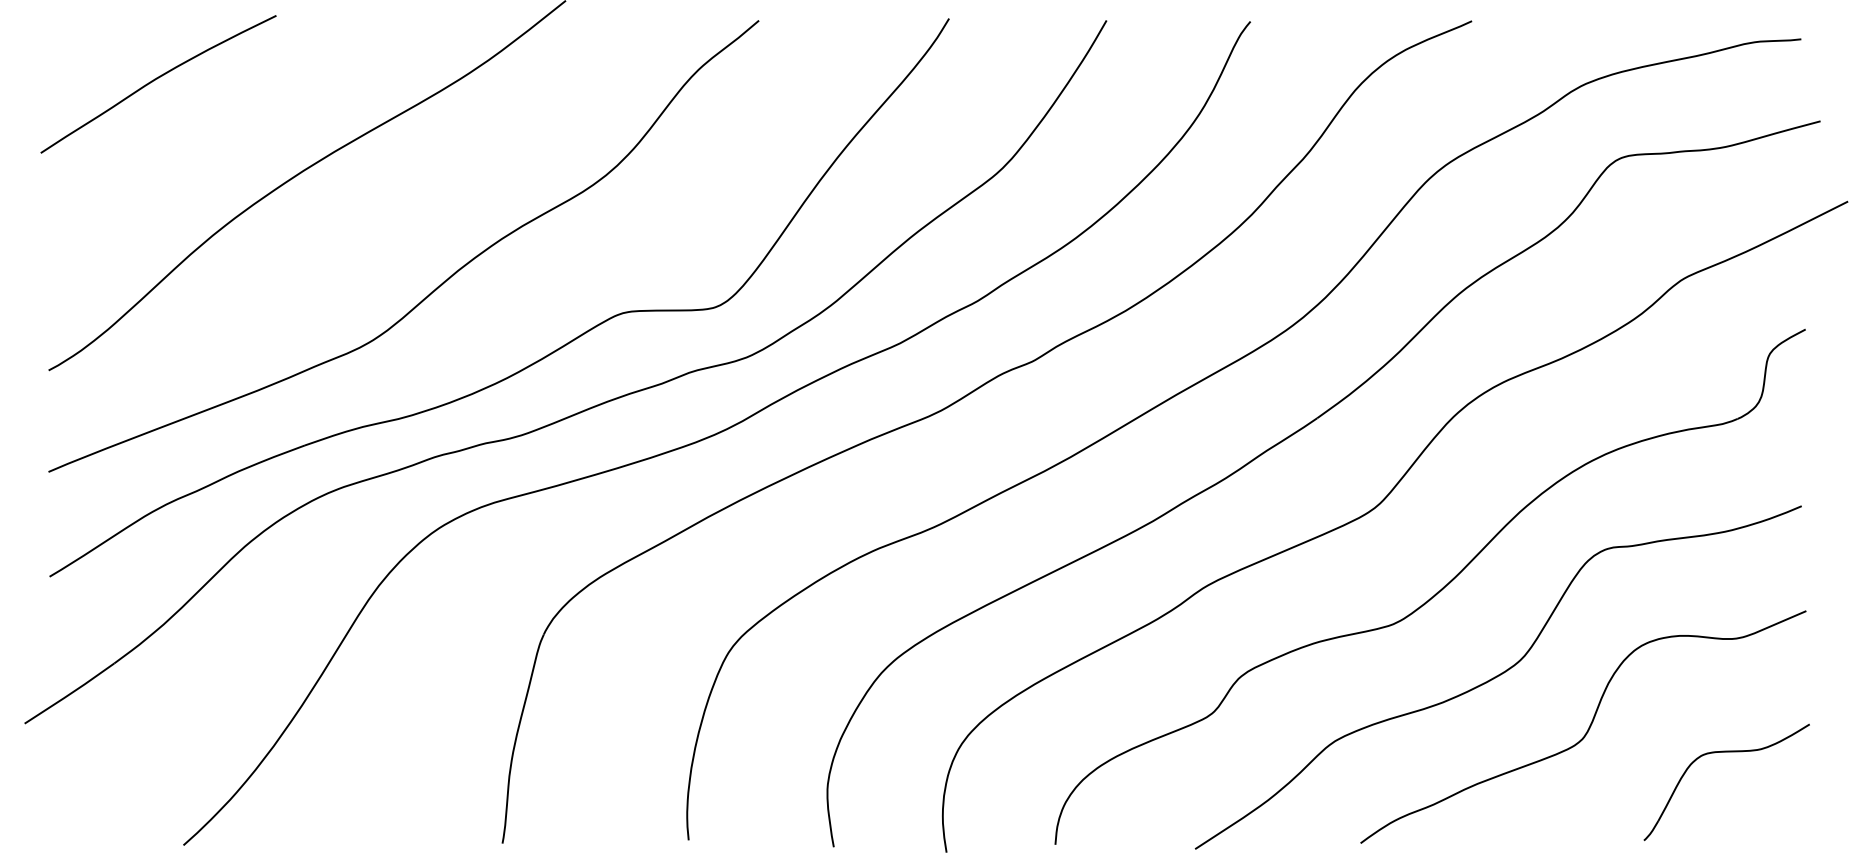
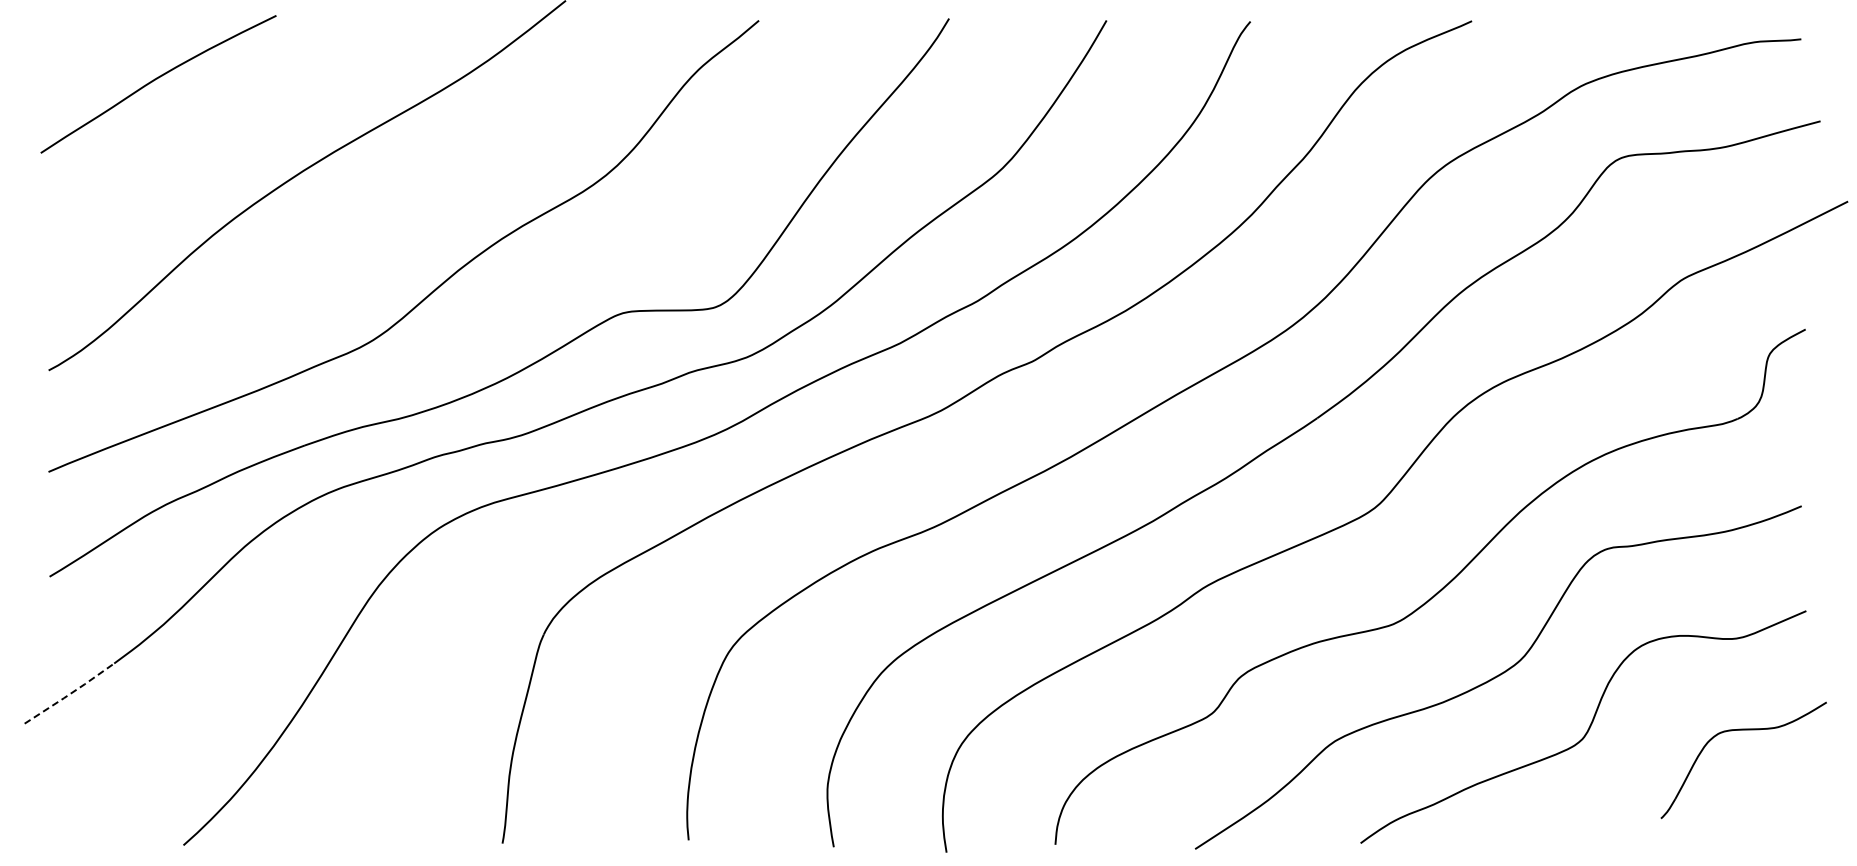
line: solid -> dashed (70, 693)
part position: (1726, 752) -> (1743, 730) (1743, 730)
